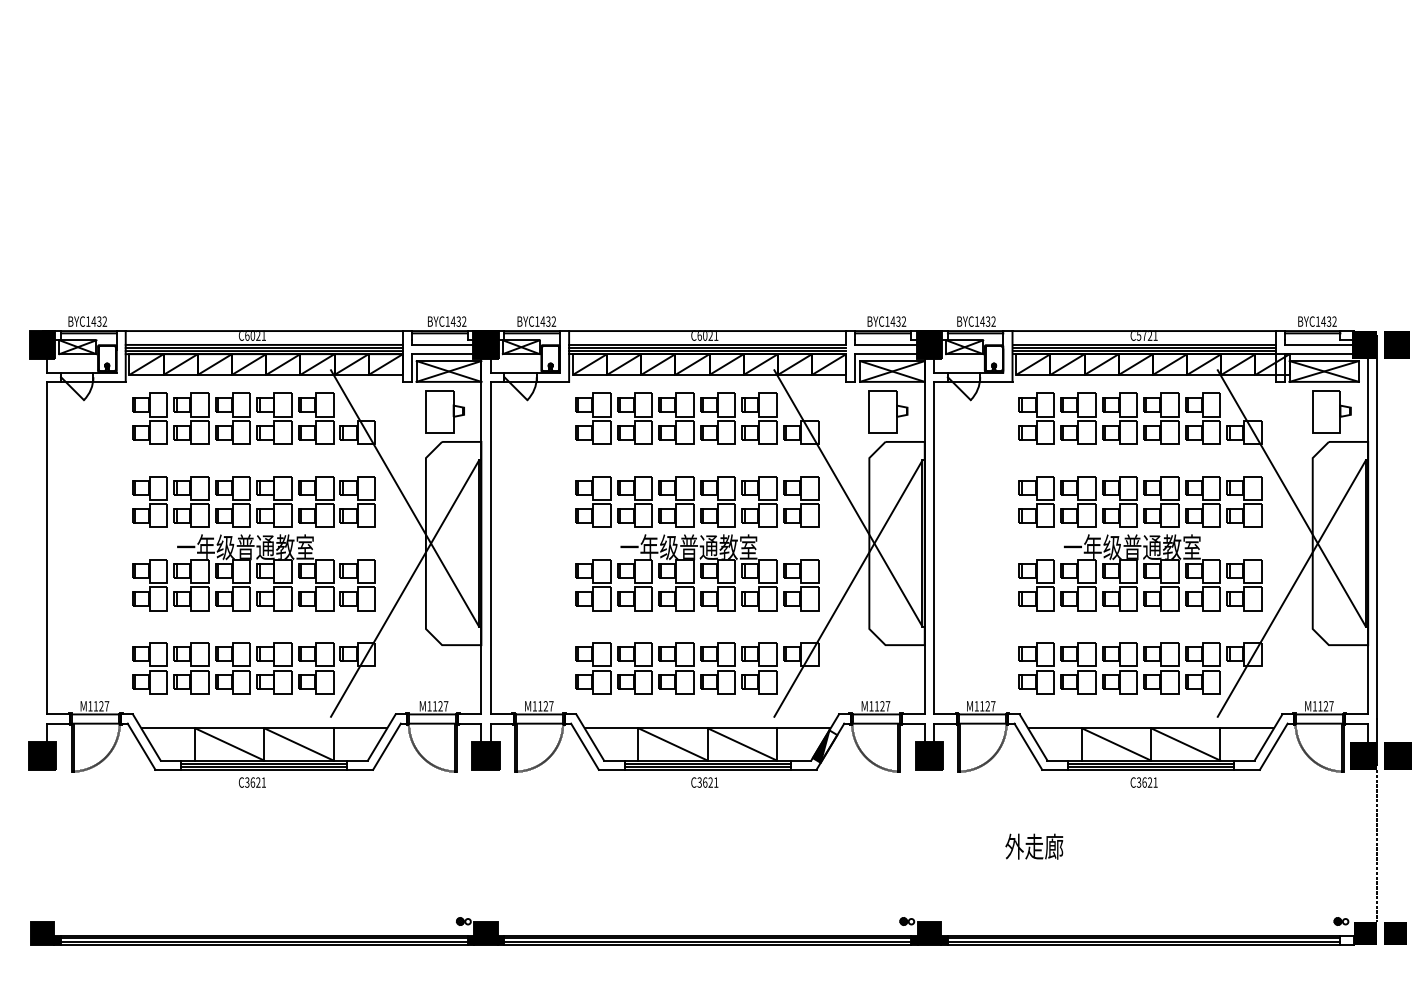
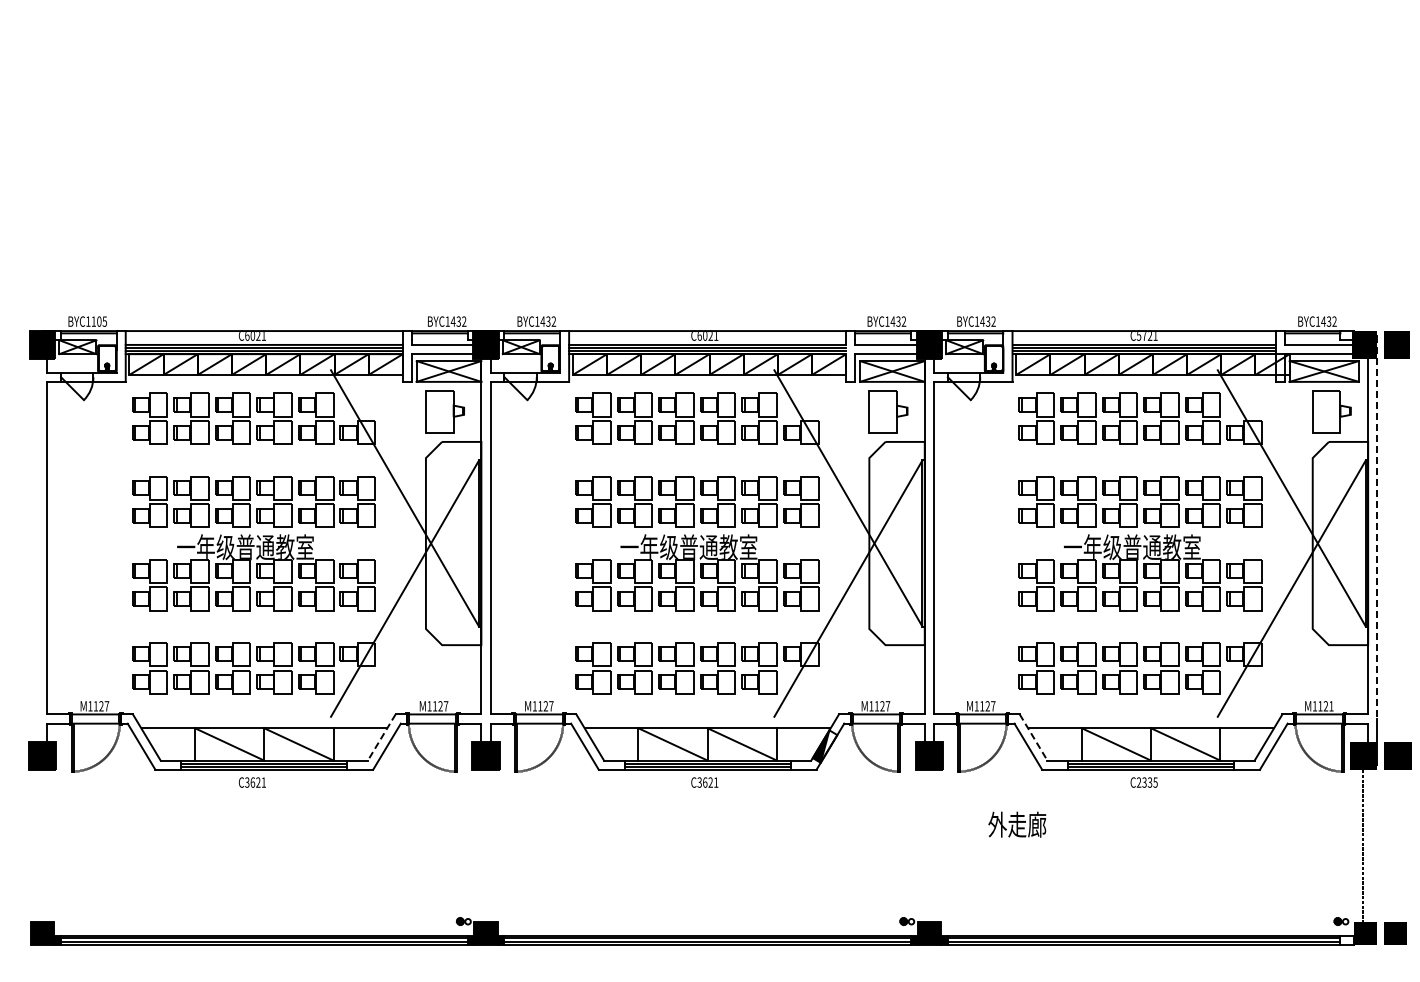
text: BYC1432 -> BYC1105 (99, 321)
line: solid -> dashed (1377, 527)
text: M1127 -> M1121 (1331, 706)
line: solid -> dashed (381, 737)
line: solid -> dashed (1033, 737)
text: C3621 -> C2335 (1146, 782)
line position: (1377, 845) -> (1363, 845) (1363, 845)
text position: (1034, 846) -> (1017, 824) (1017, 824)
